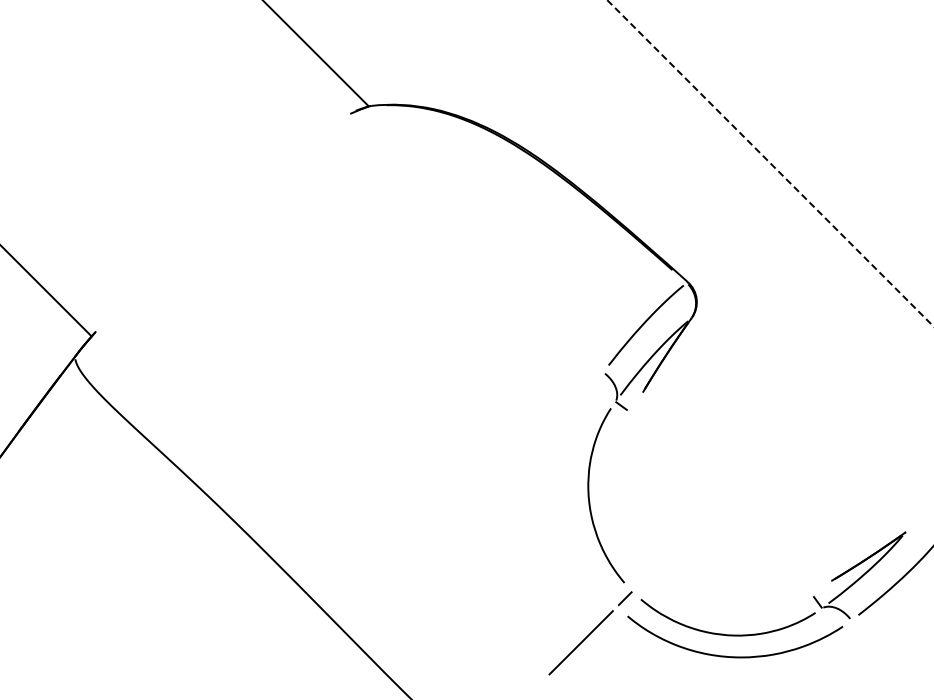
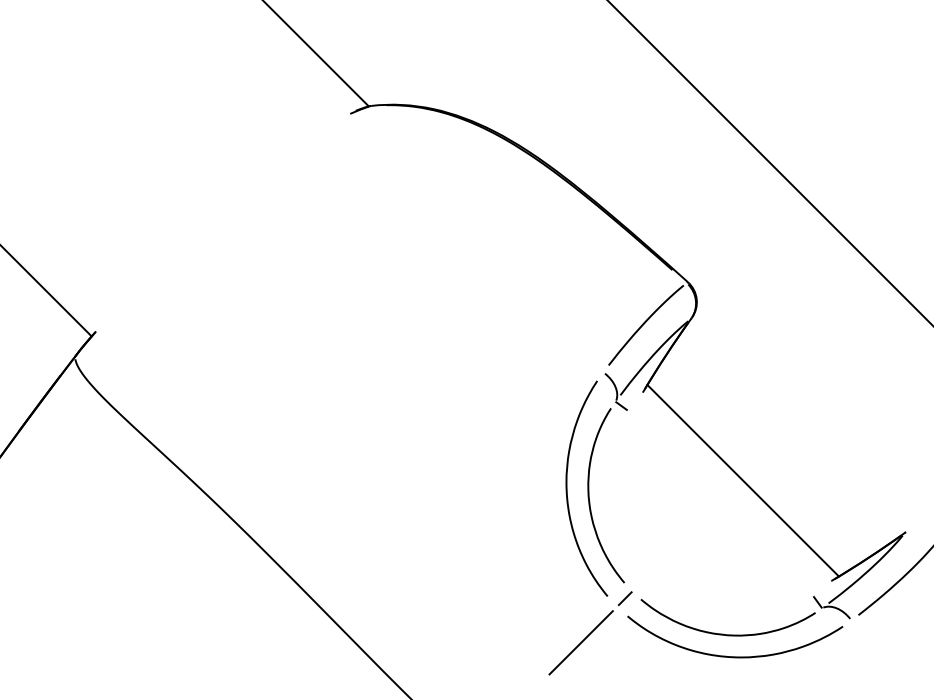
line: dashed -> solid (770, 163)
line: none -> present (742, 480)
curve: none -> present (567, 488)
